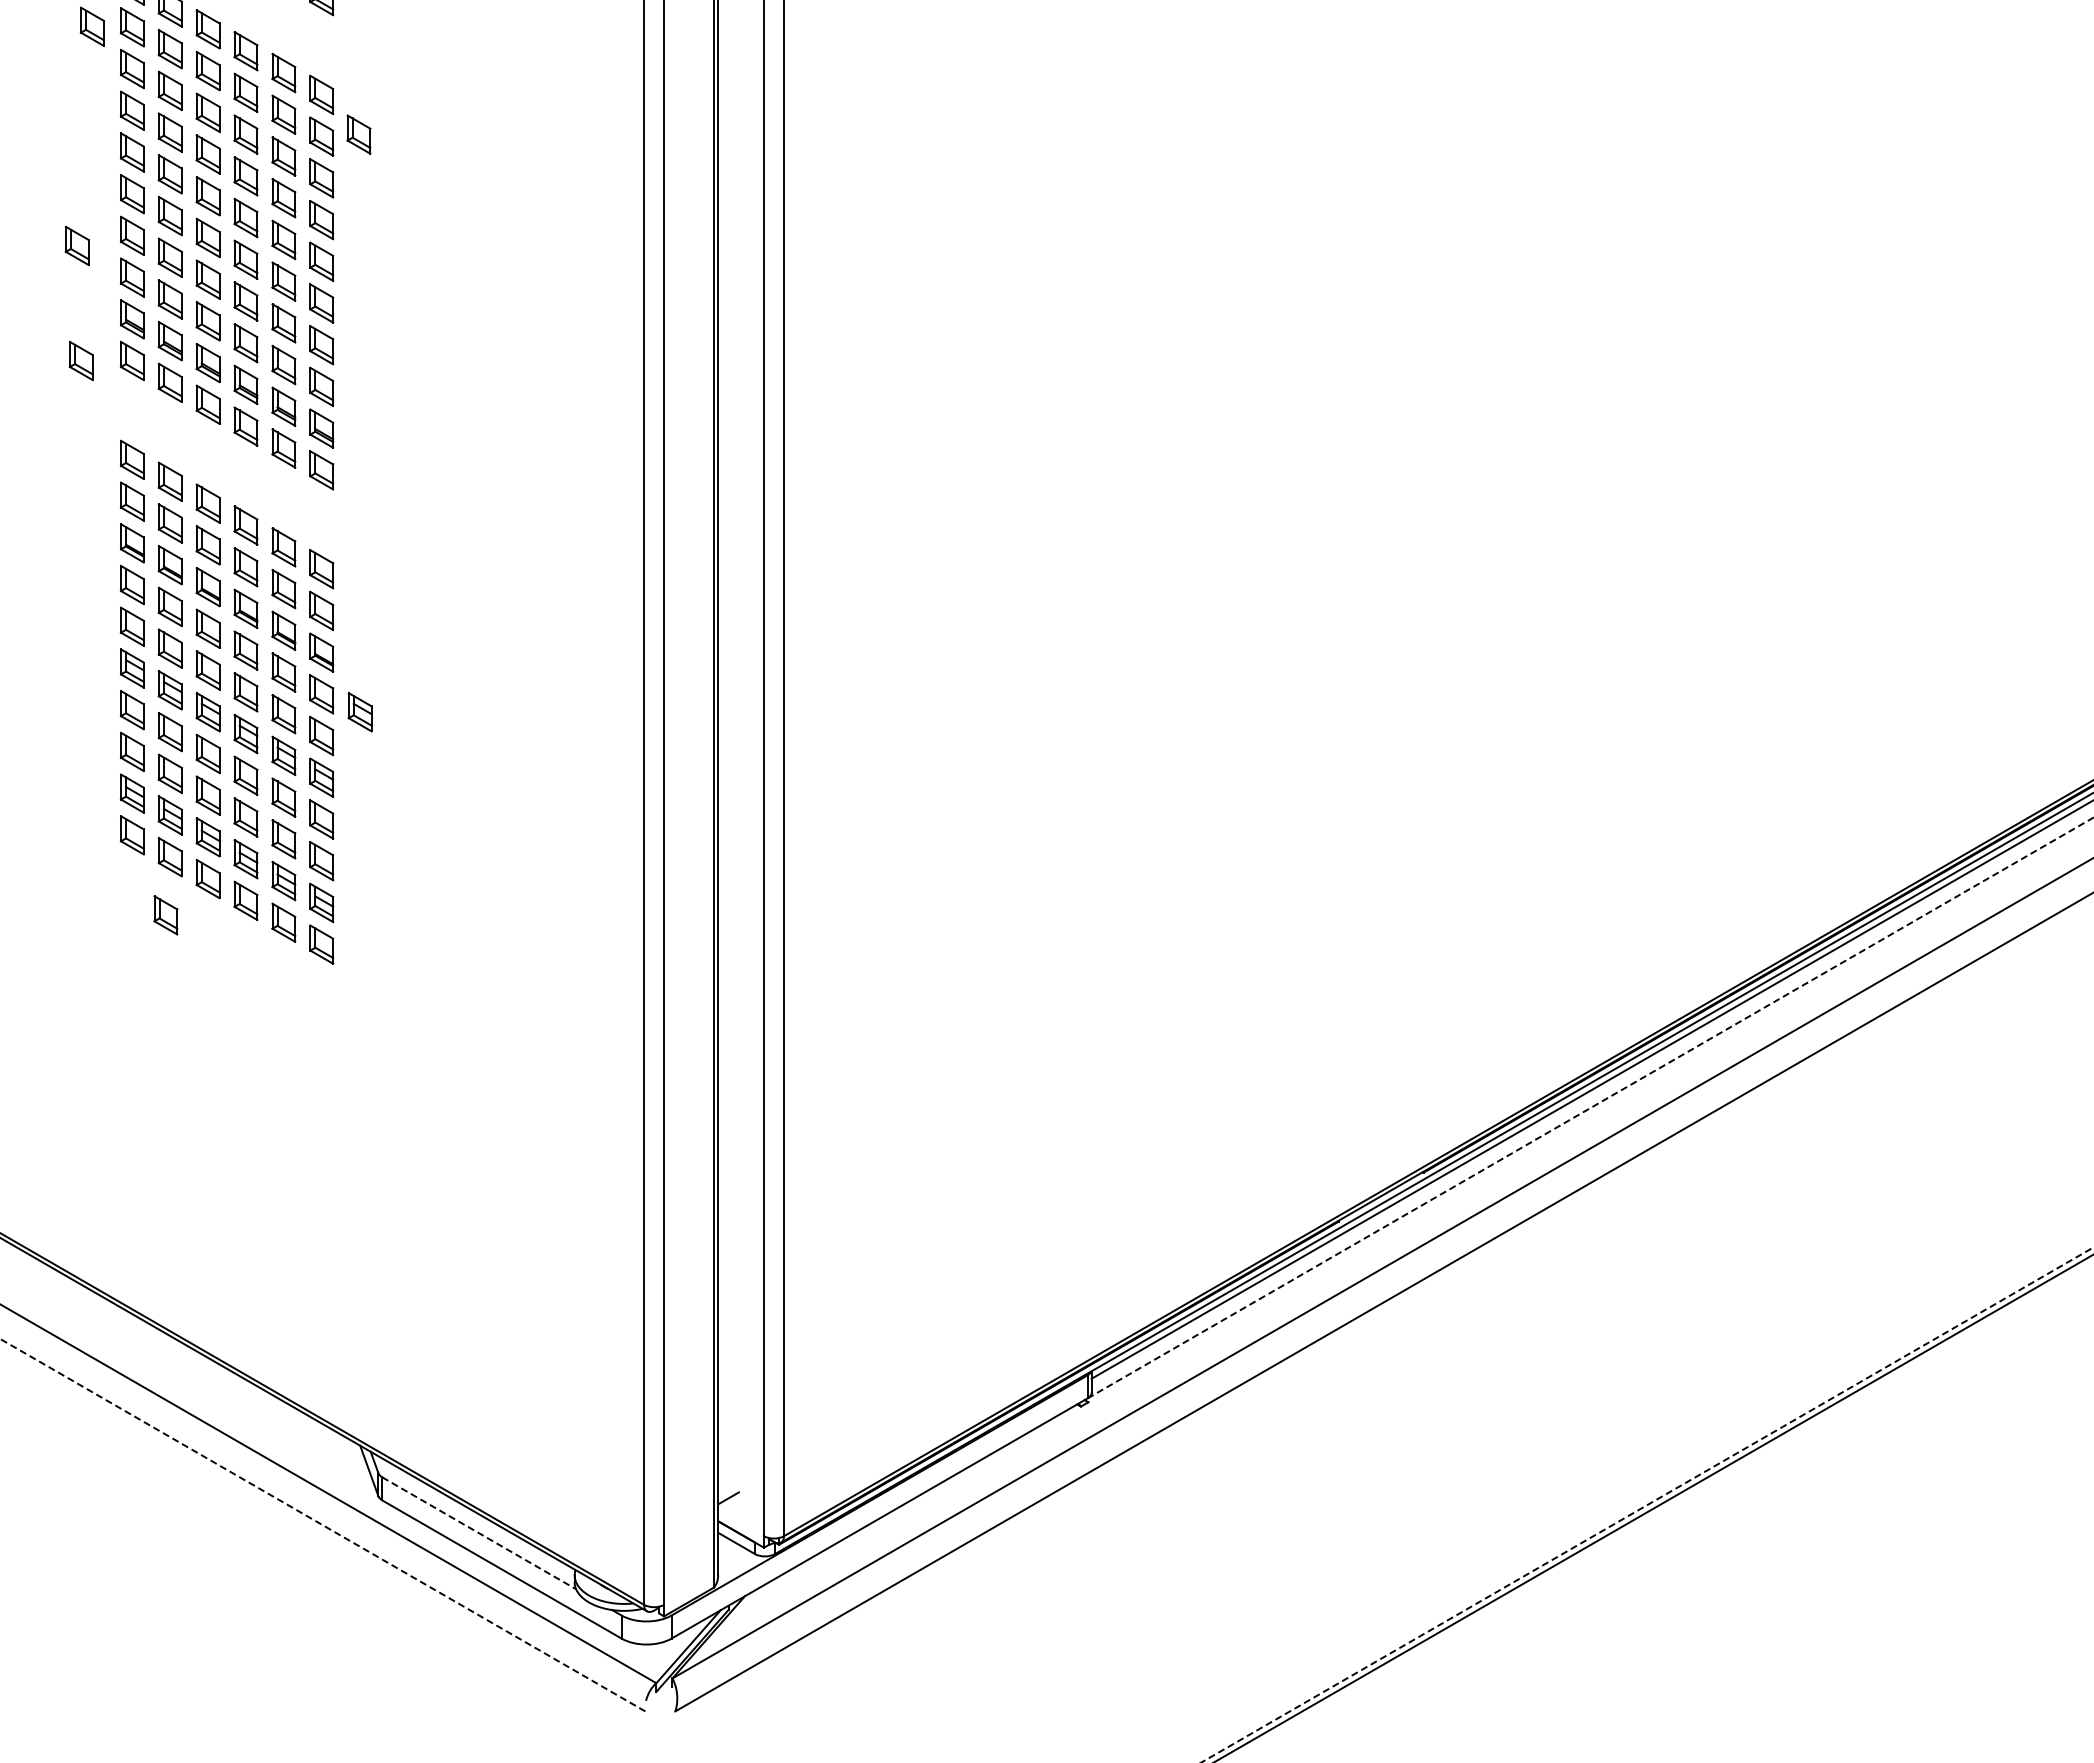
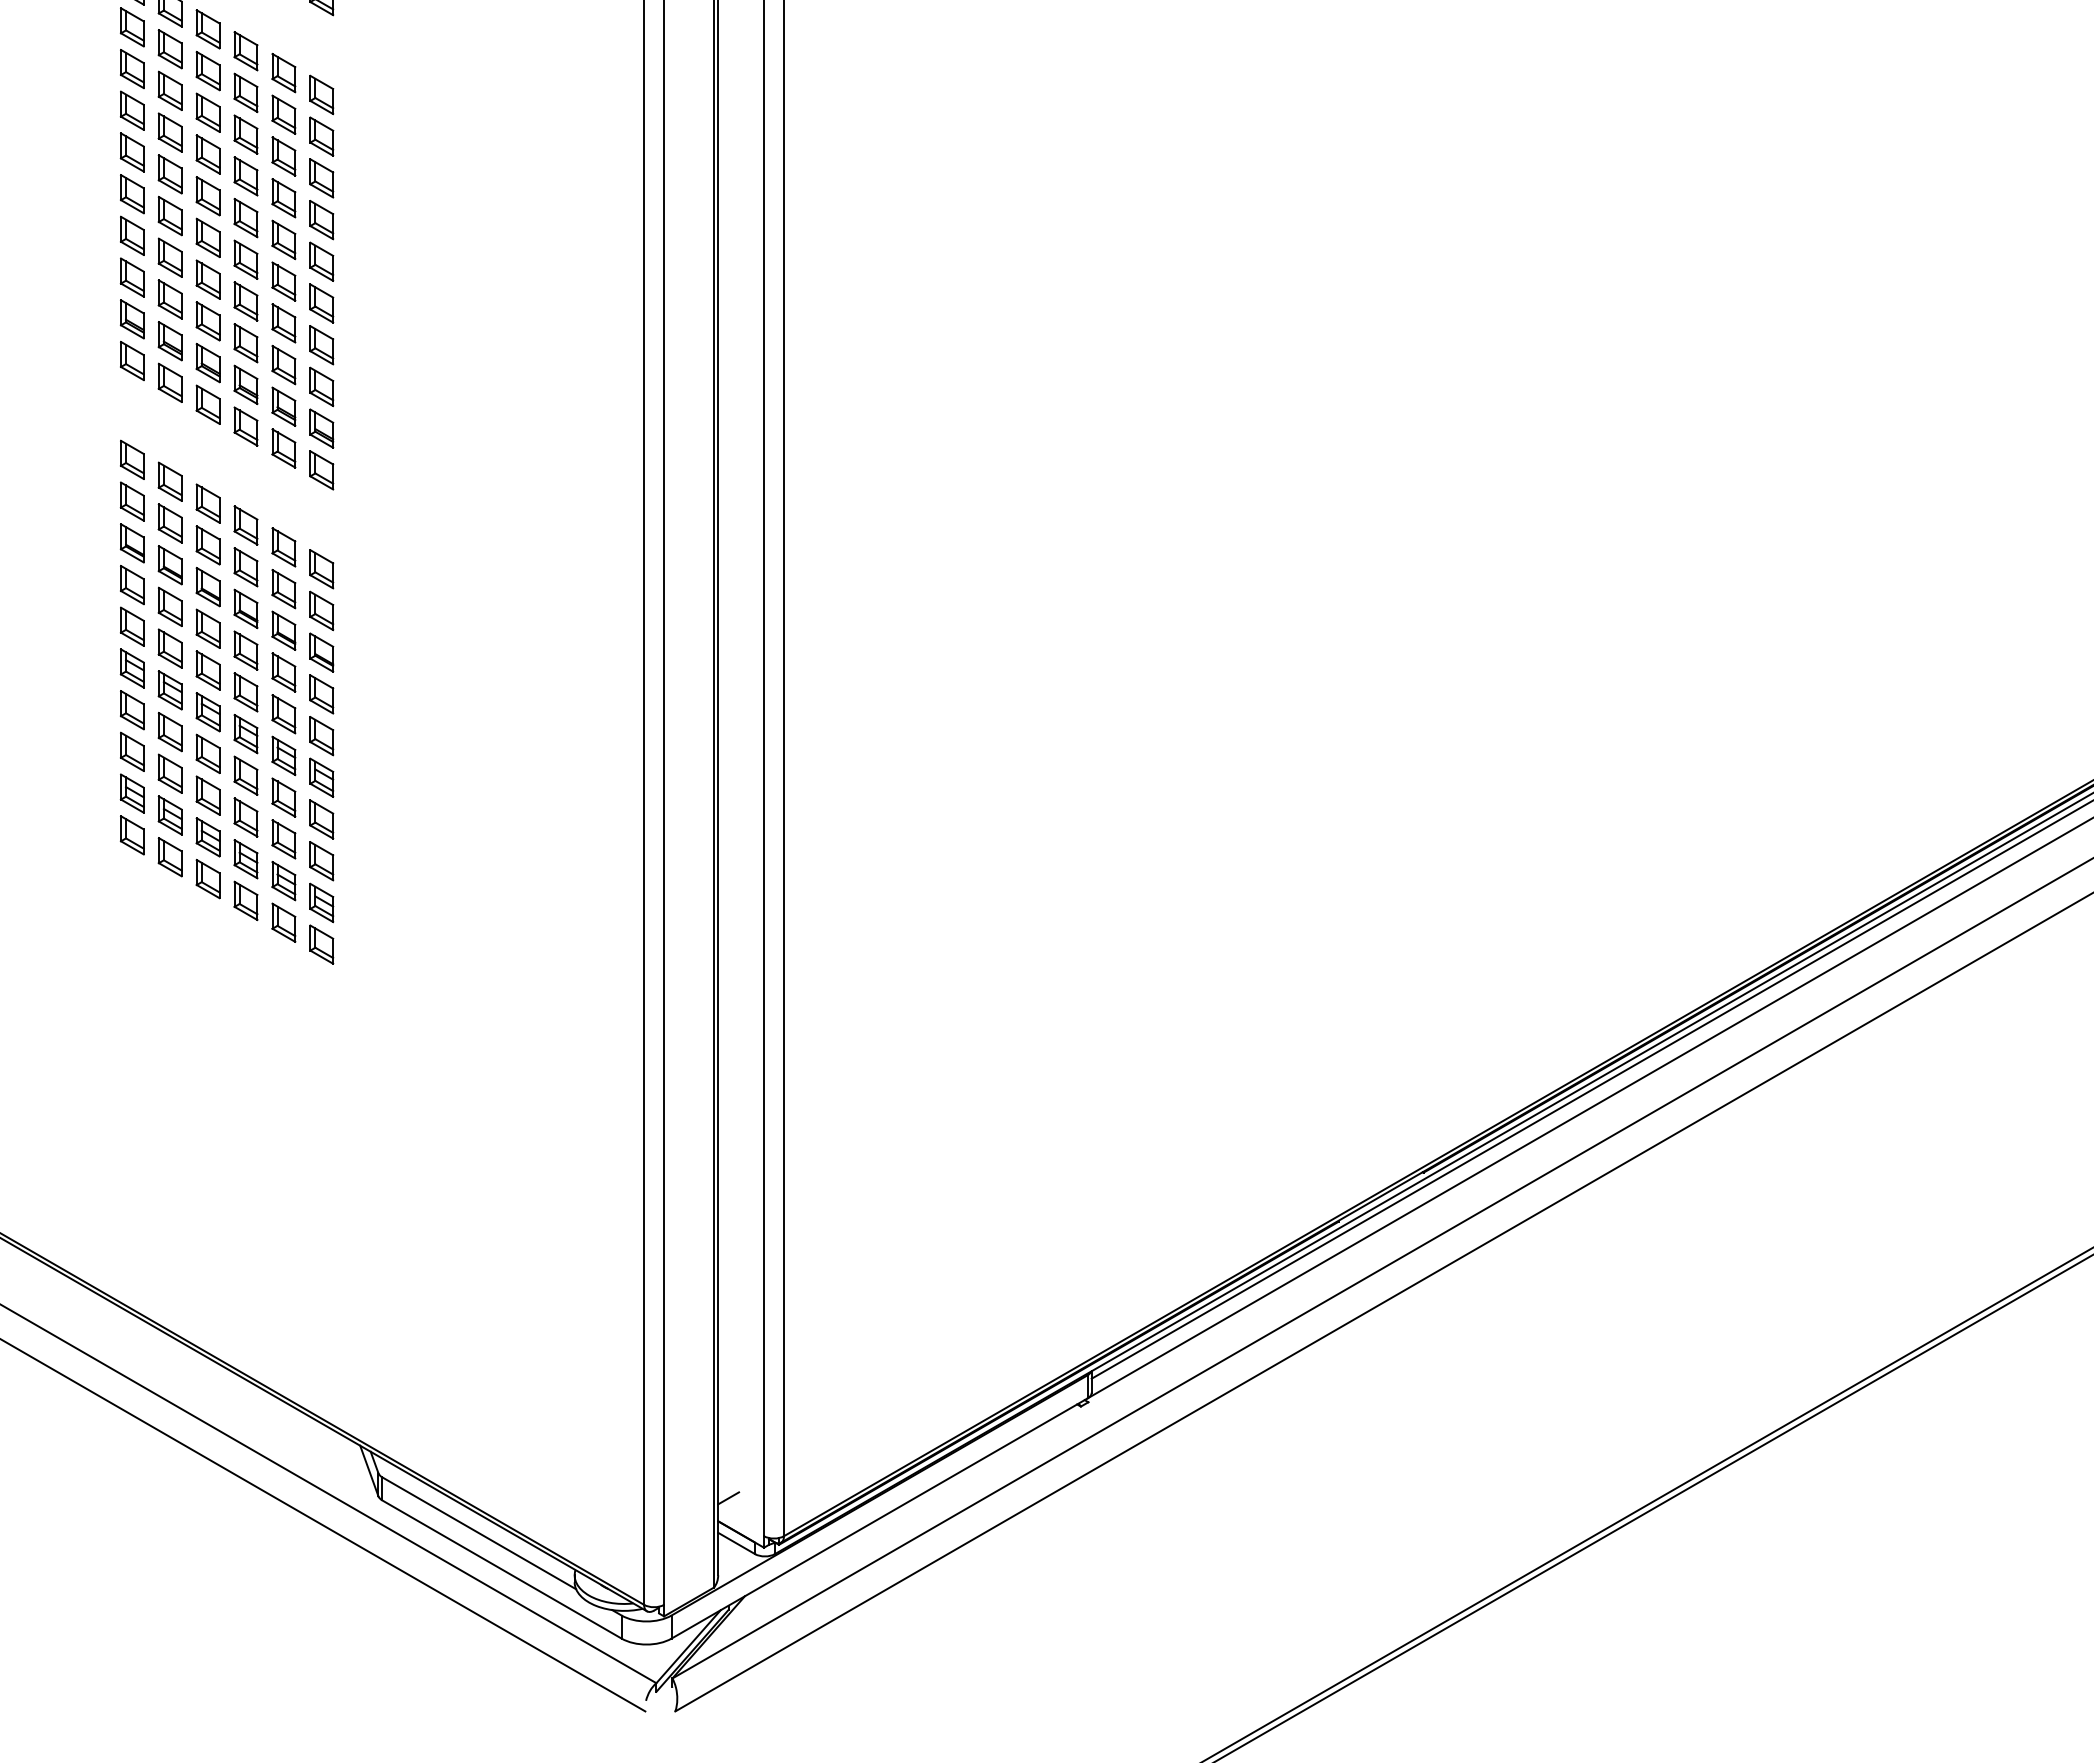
part: present -> none (91, 26)
part: present -> none (358, 134)
part: present -> none (76, 245)
part: present -> none (81, 360)
part: present -> none (359, 712)
part: present -> none (165, 915)
line: dashed -> solid (1590, 1108)
line: dashed -> solid (1647, 1504)
line: dashed -> solid (322, 1524)
line: dashed -> solid (479, 1533)
